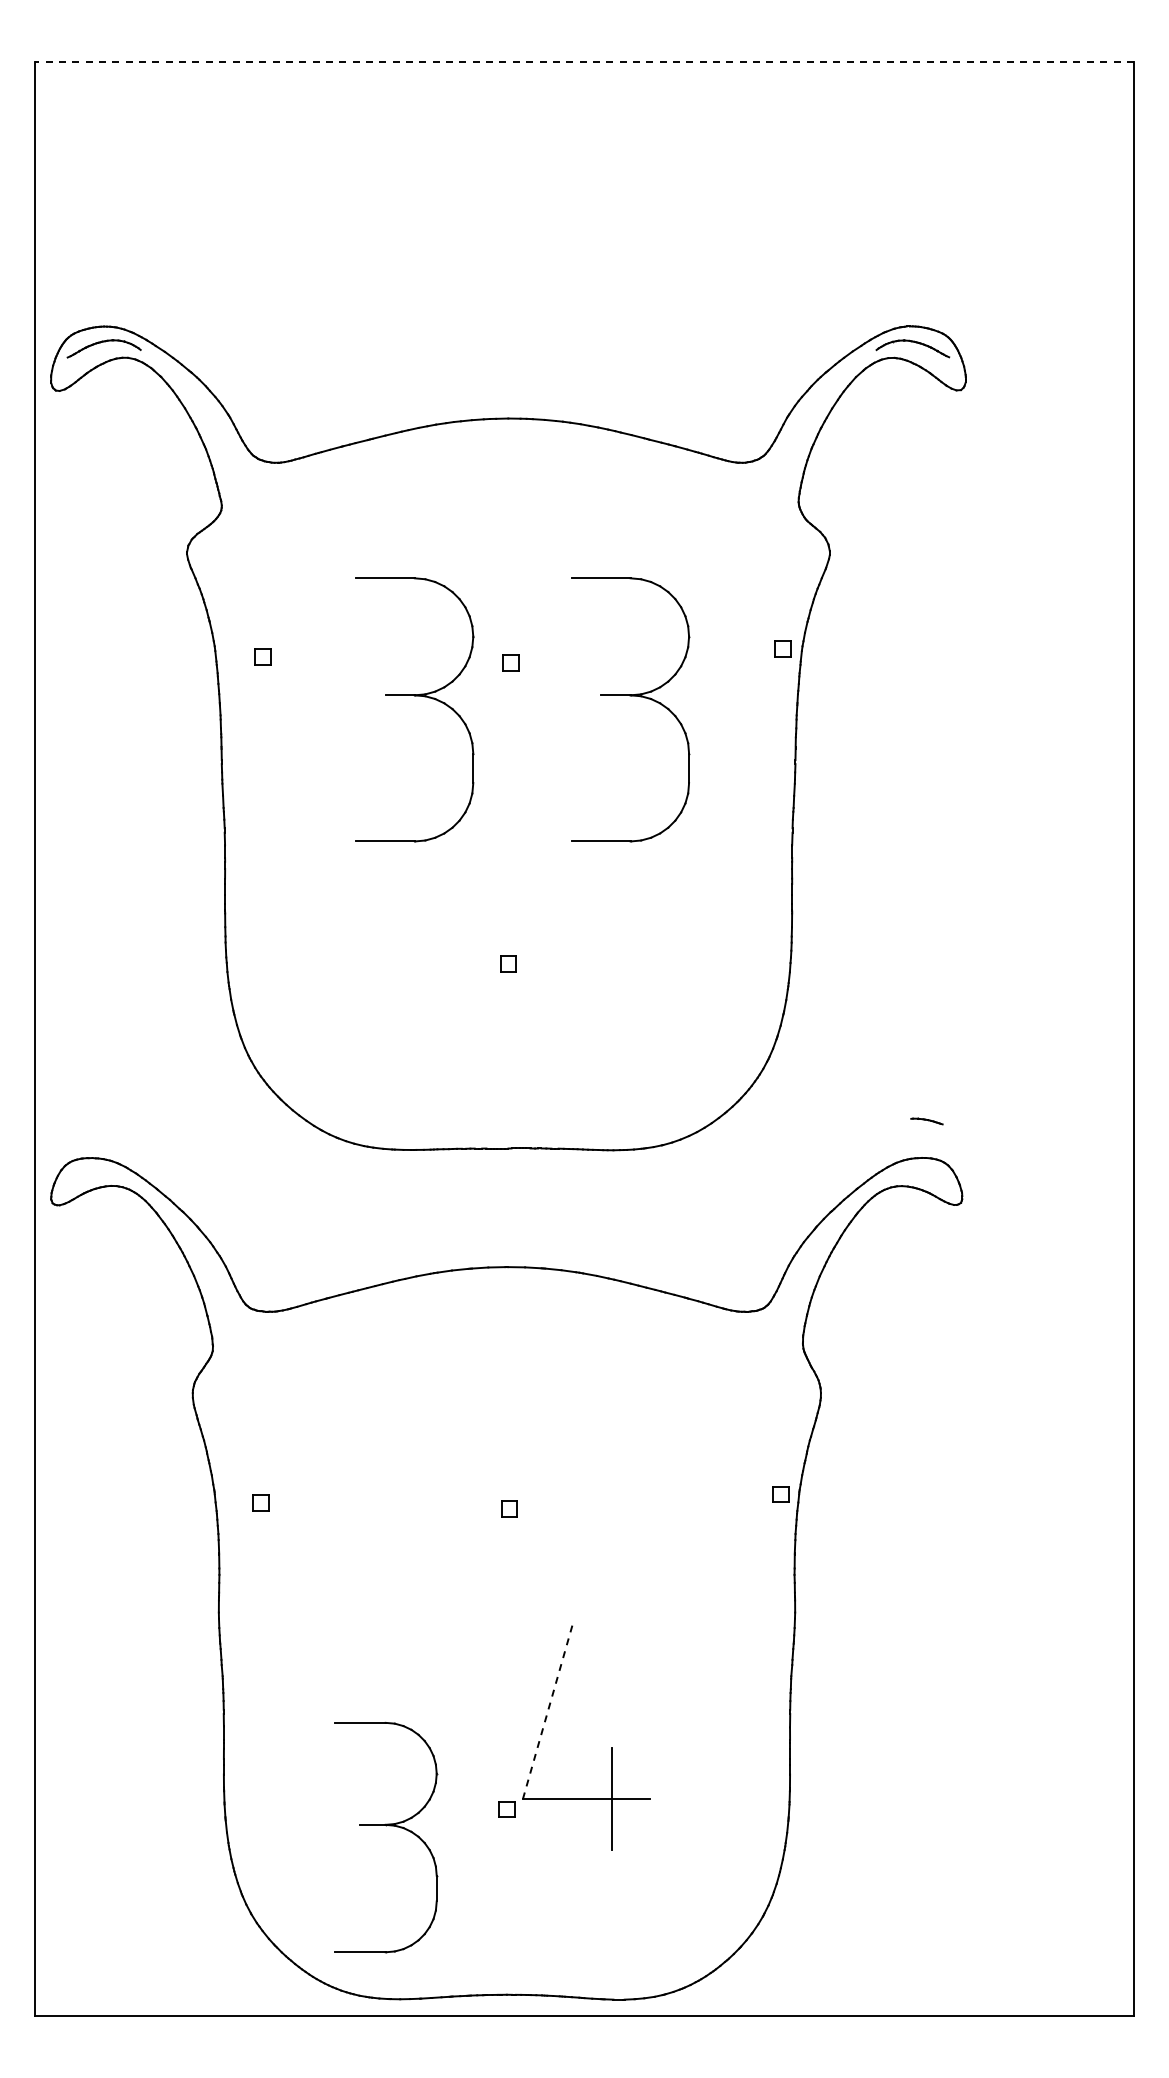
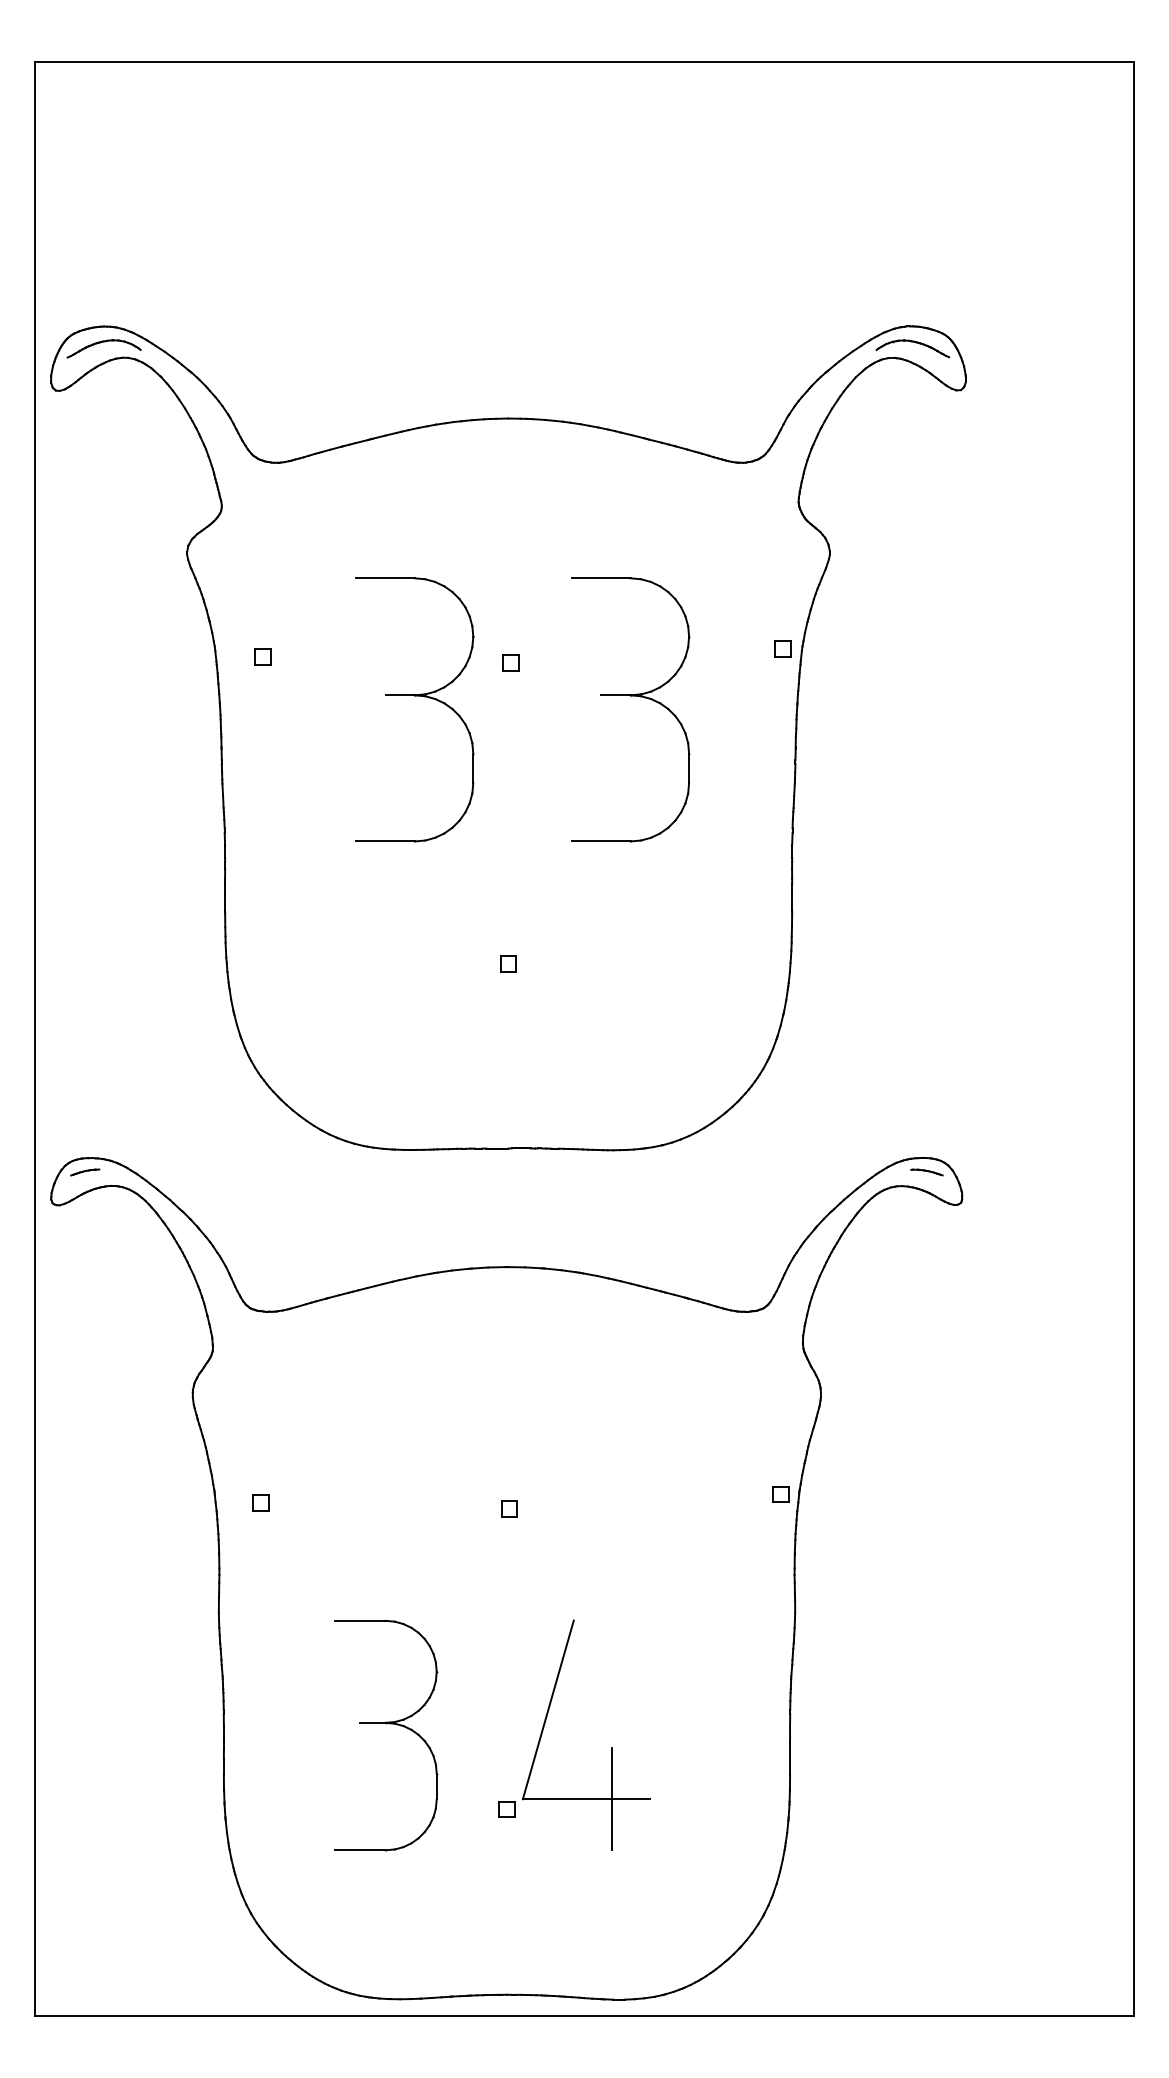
line: dashed -> solid (584, 62)
part position: (926, 1121) -> (926, 1172) (926, 1172)
part: none -> present (85, 1172)
line: dashed -> solid (548, 1709)
part position: (386, 1826) -> (386, 1724) (386, 1724)
